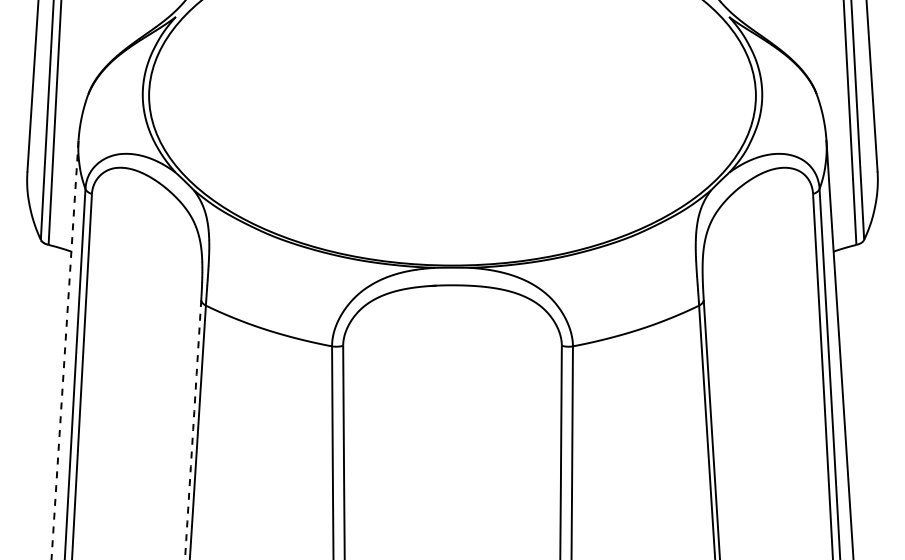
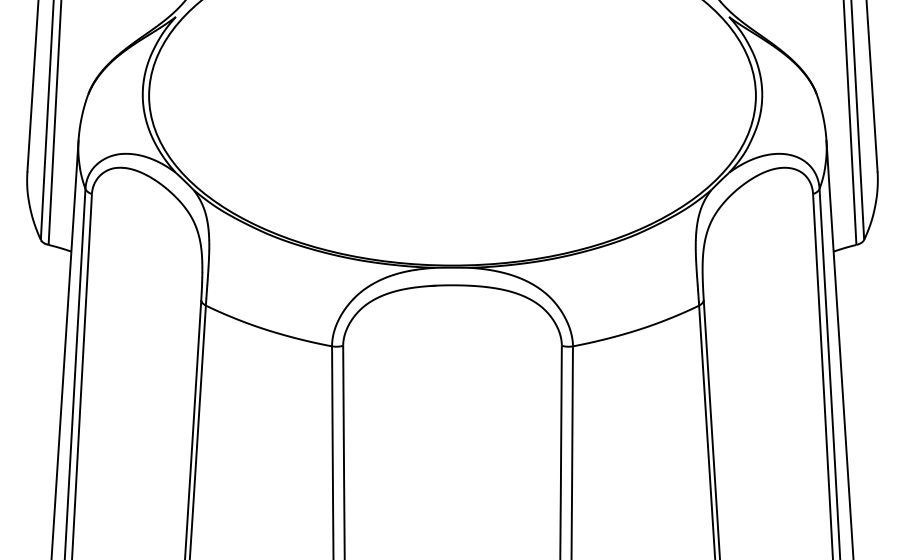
line: dashed -> solid (65, 350)
line: dashed -> solid (193, 430)
